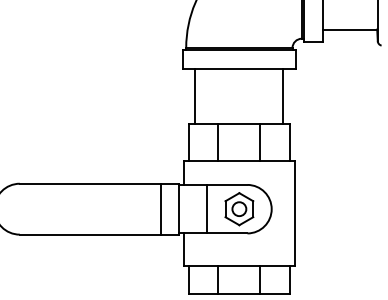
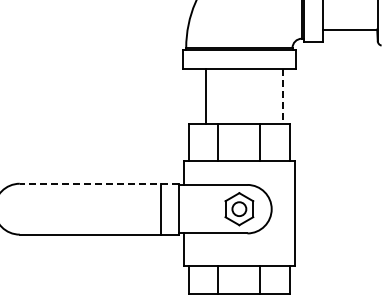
line position: (195, 96) -> (206, 96) (206, 96)
line: solid -> dashed (283, 96)
line: solid -> dashed (98, 183)
line: present -> none (207, 208)
